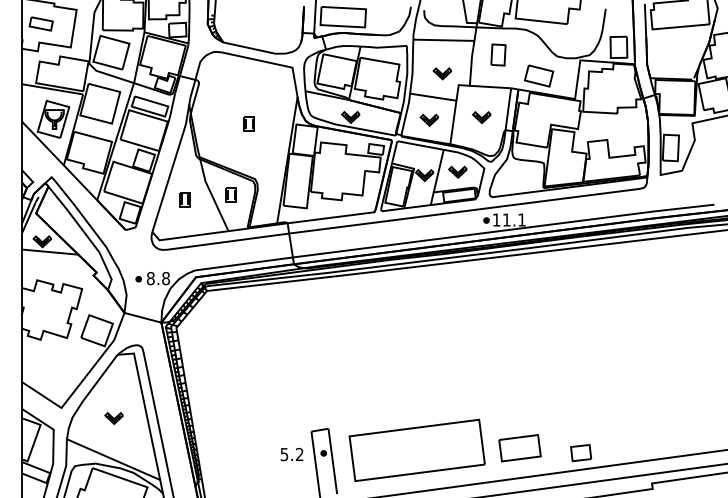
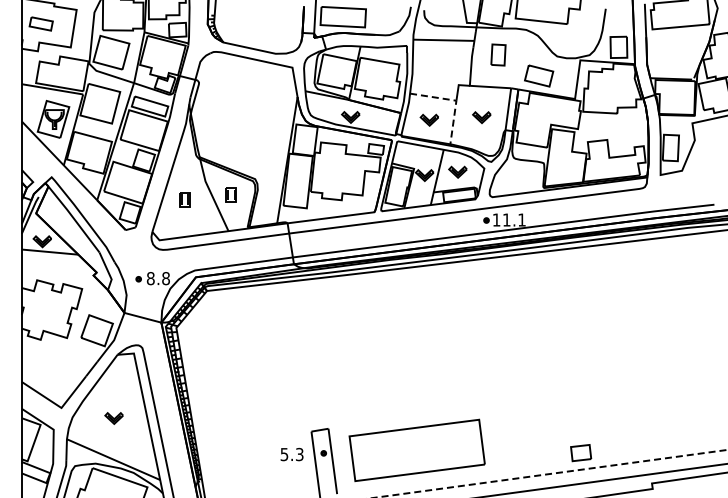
part: present -> none (441, 73)
line: solid -> dashed (456, 100)
part: present -> none (248, 123)
part: present -> none (519, 448)
text: 5.2 -> 5.3 (299, 454)
line: solid -> dashed (550, 473)
